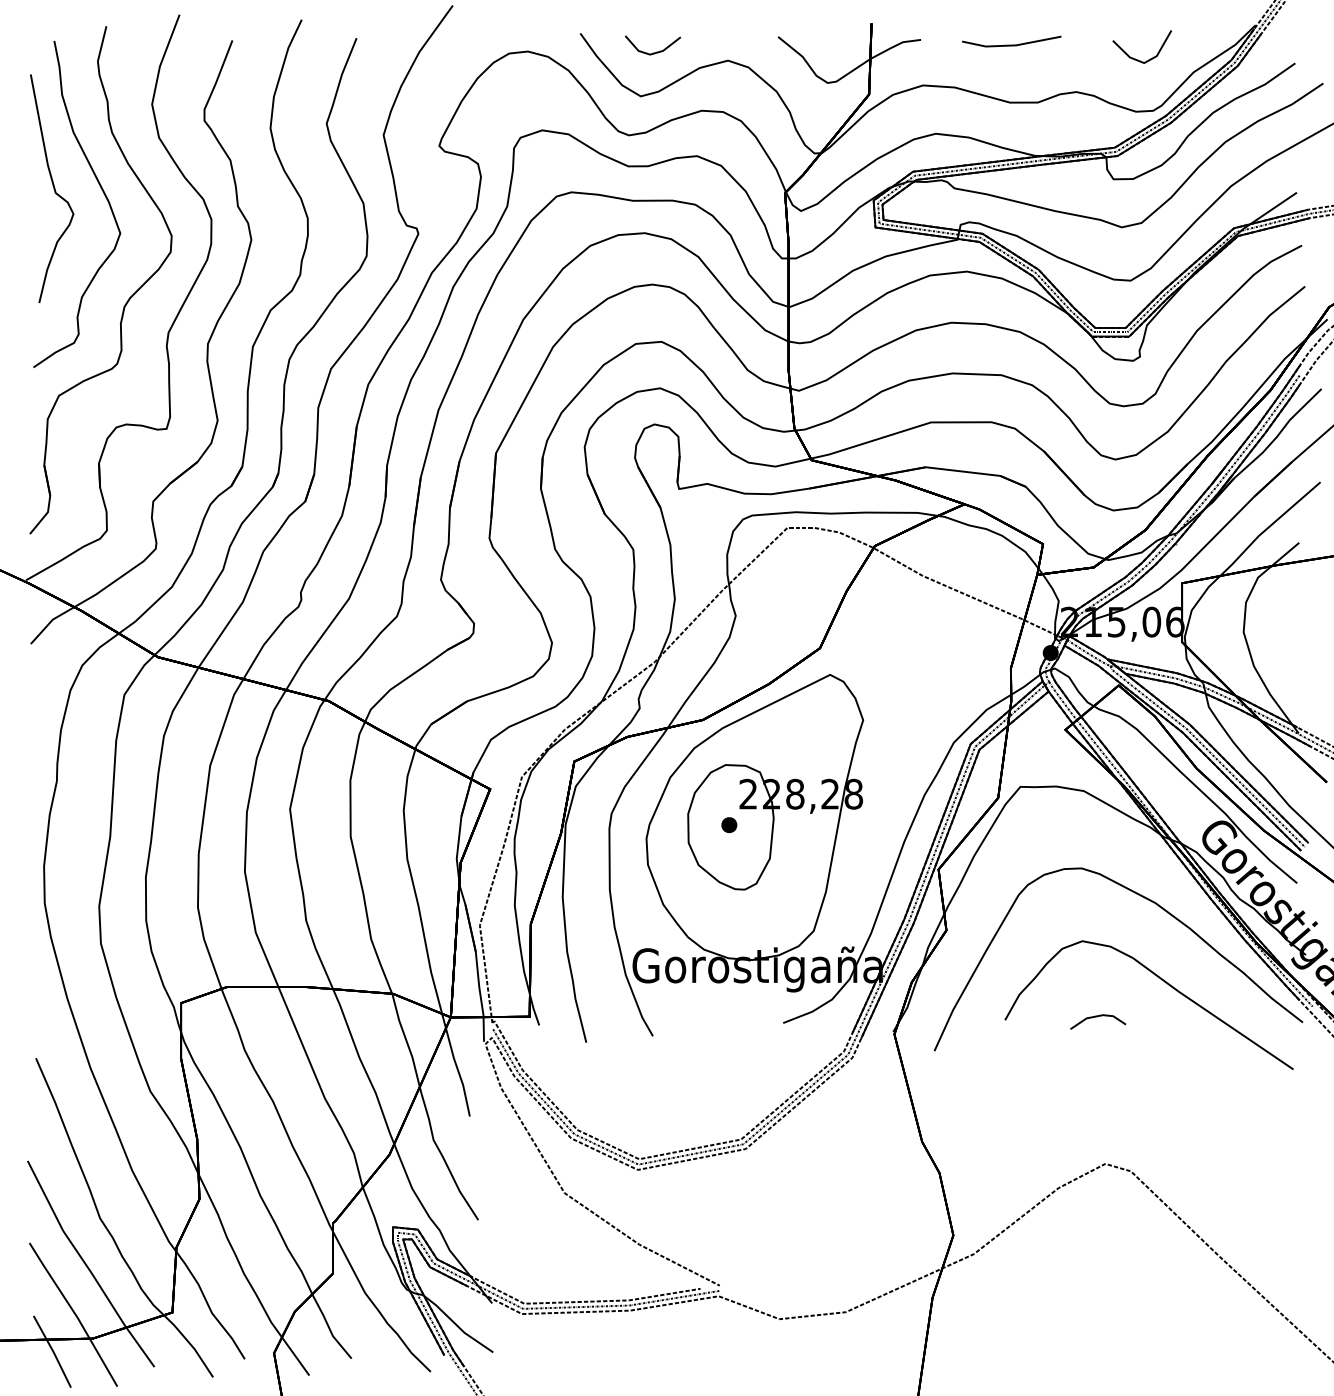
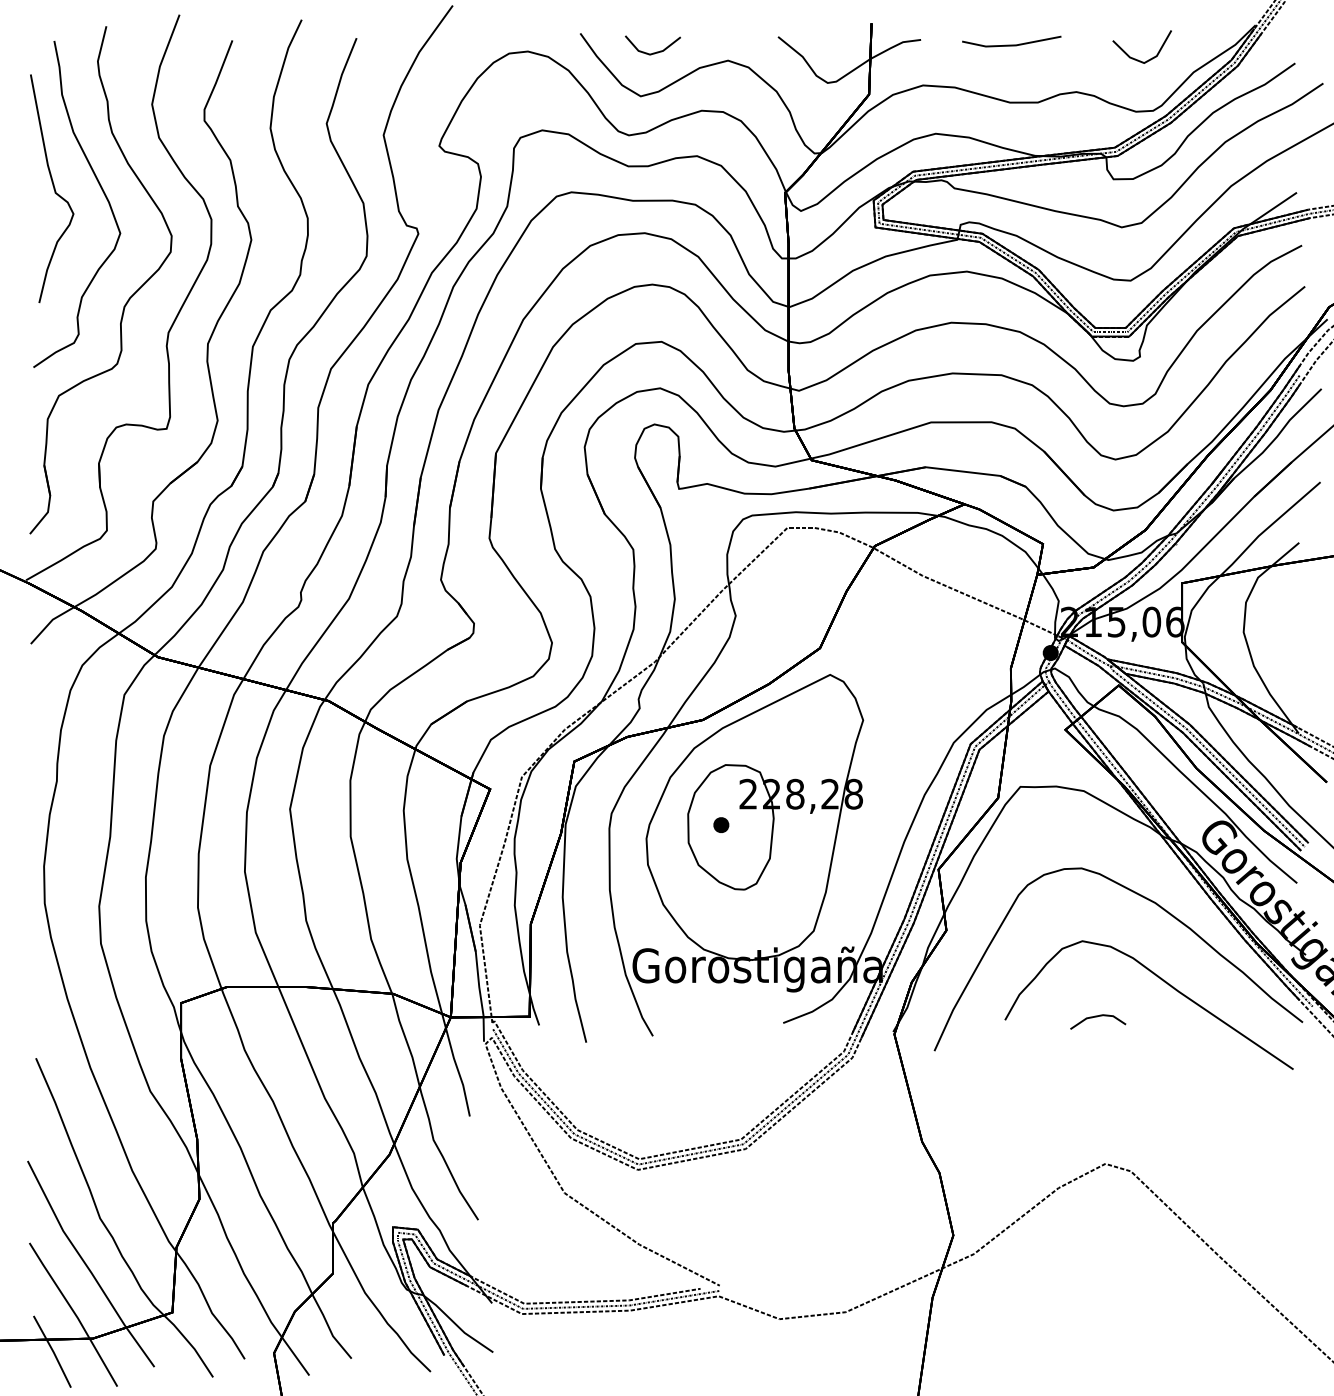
part position: (729, 824) -> (721, 824) (721, 824)
